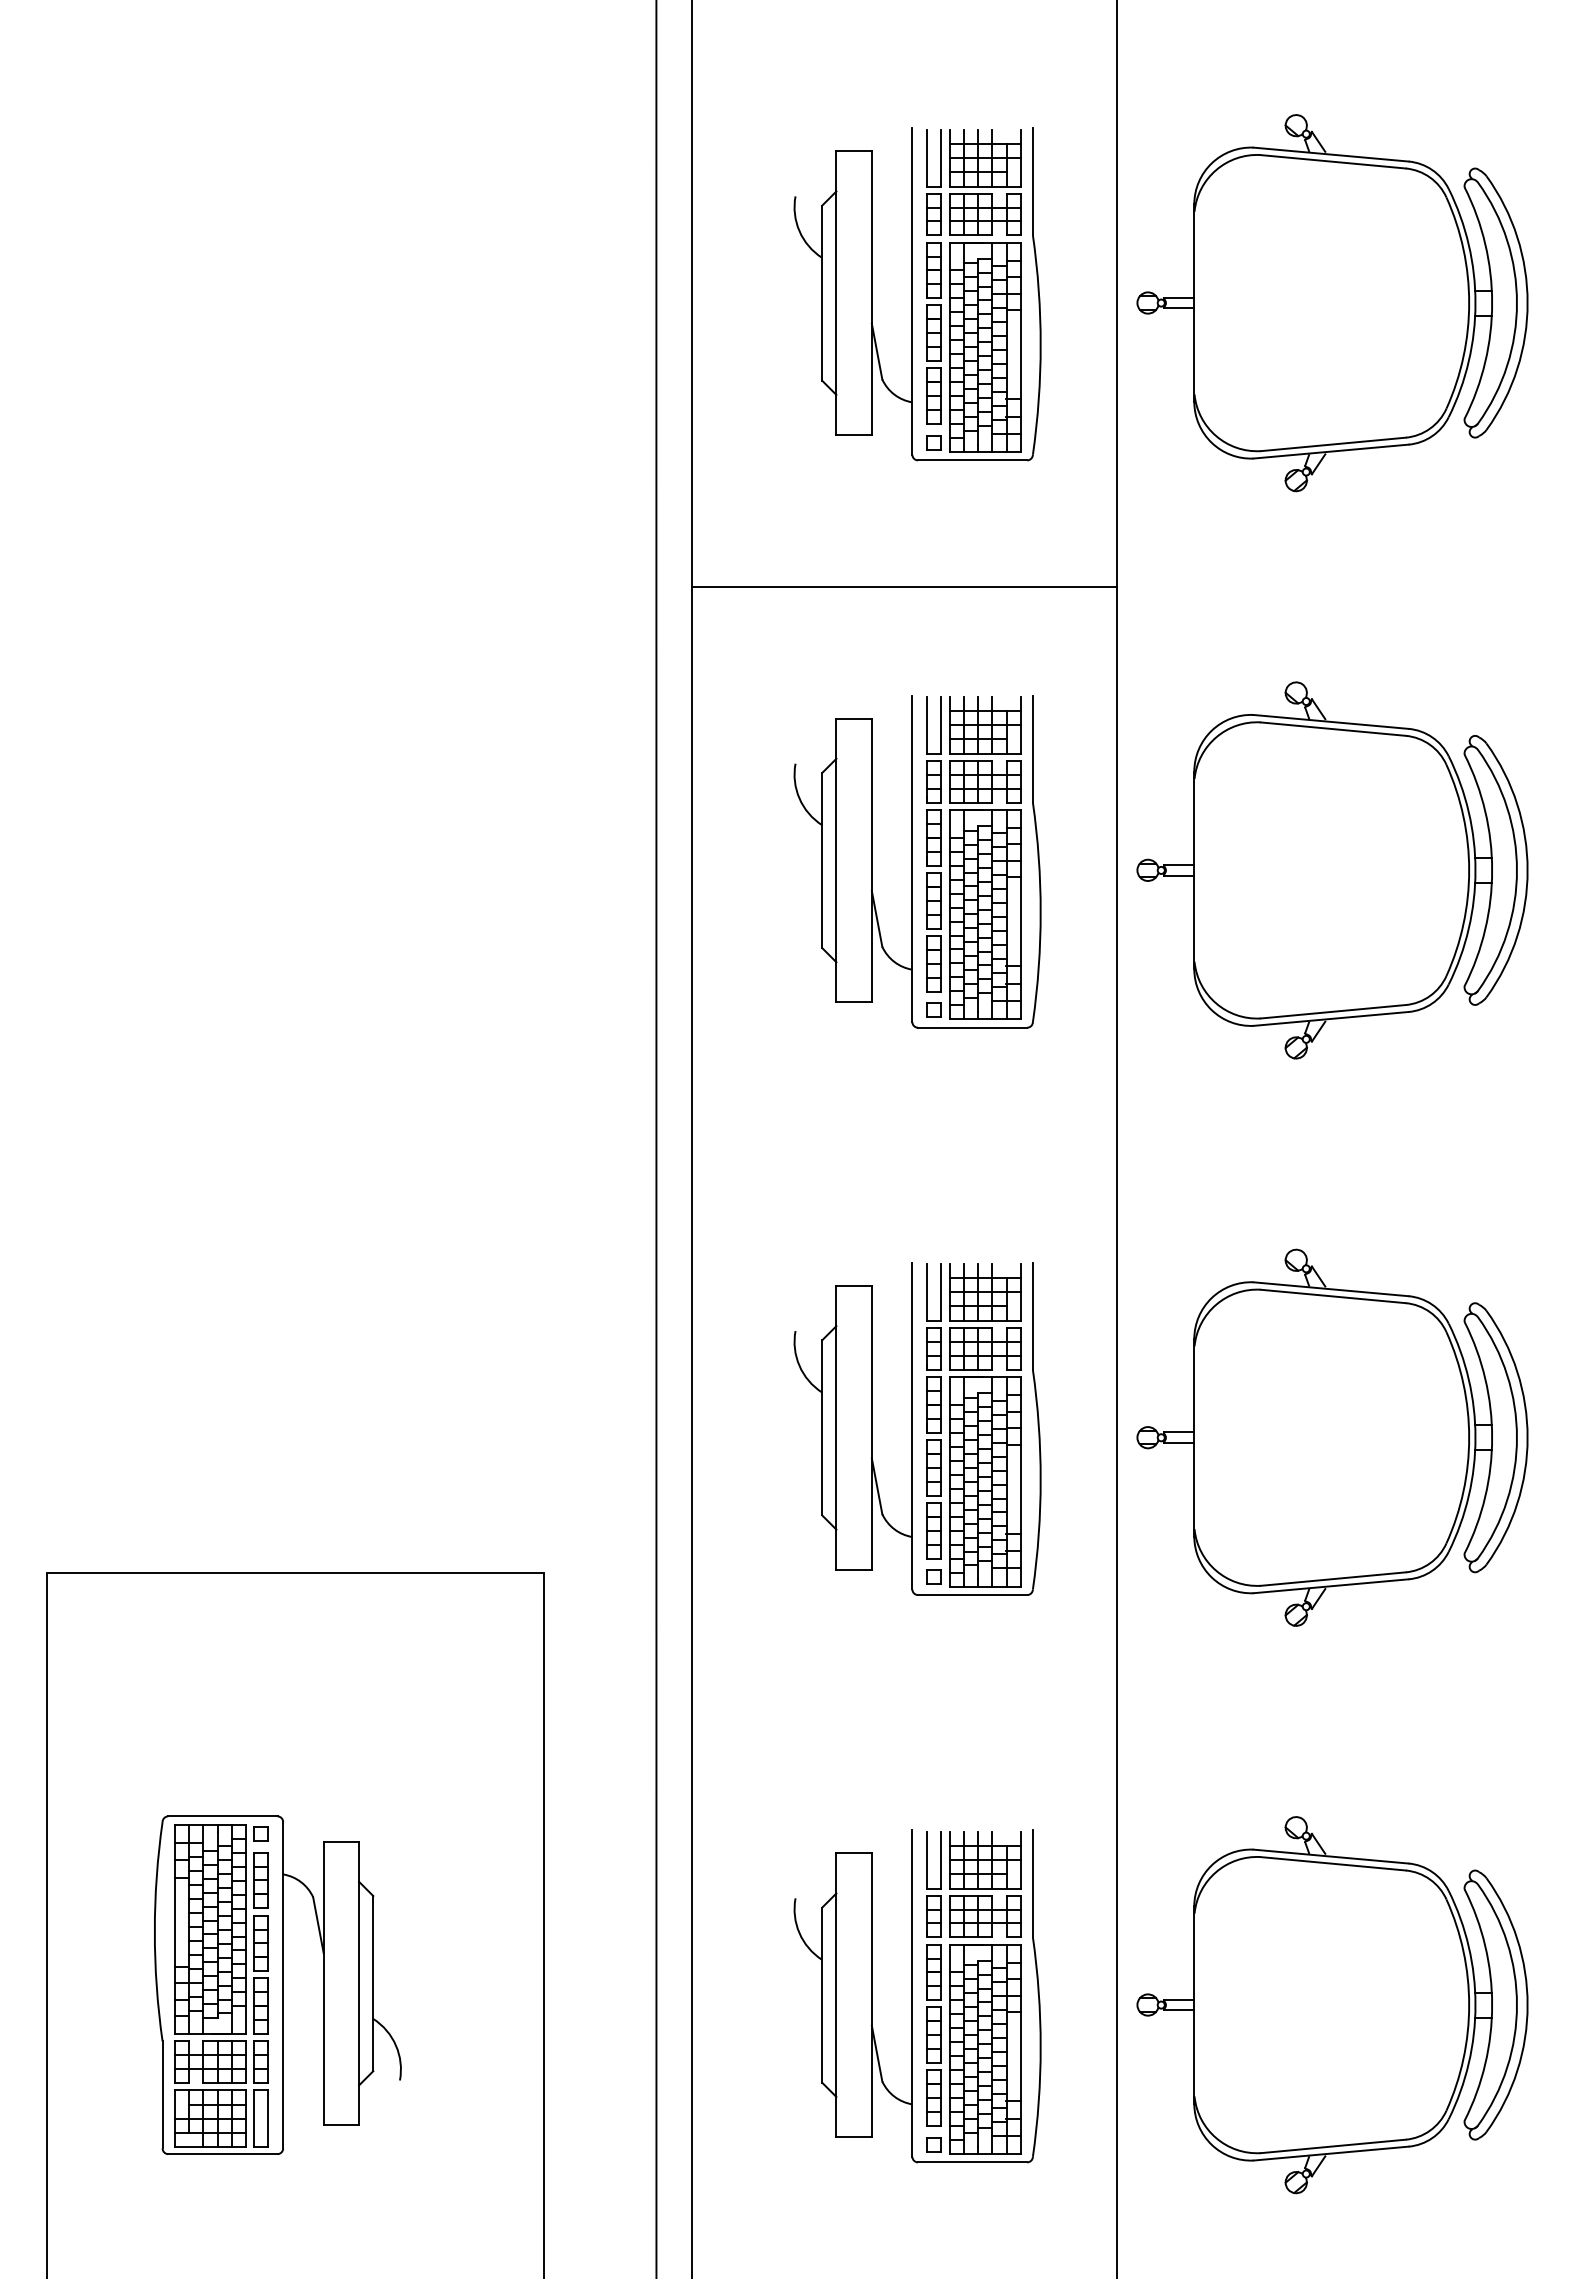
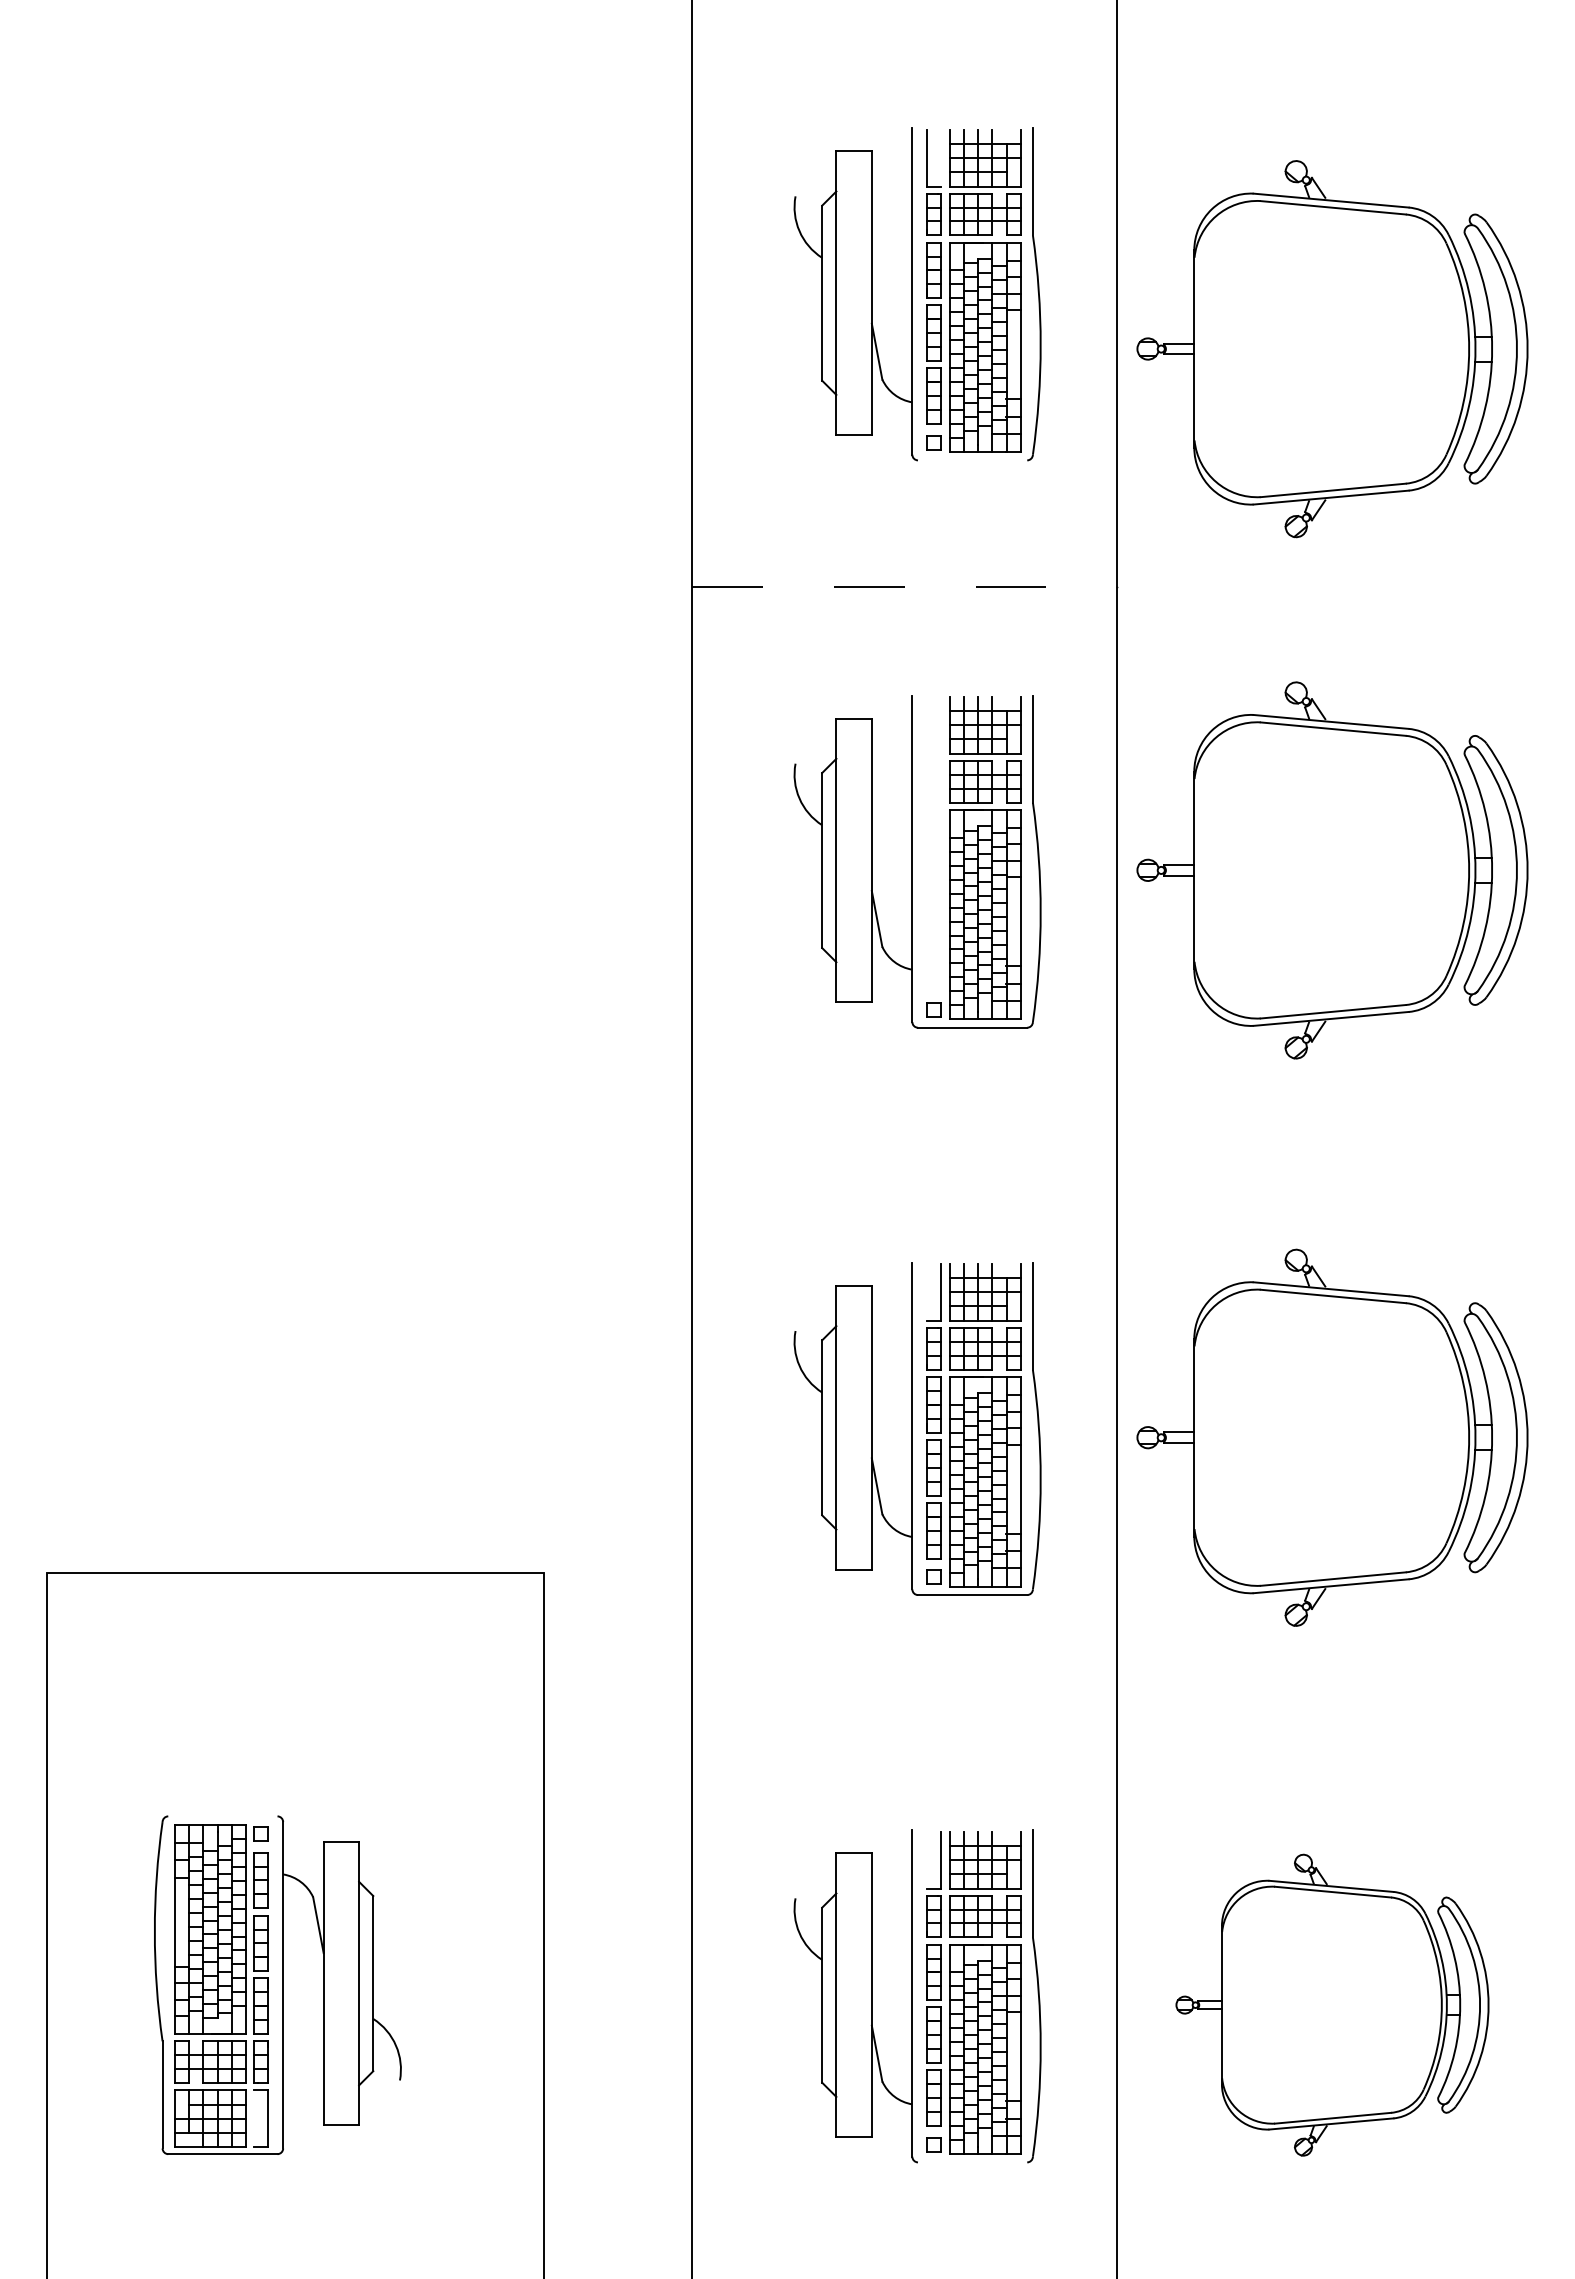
line: present -> none (941, 157)
part position: (1332, 303) -> (1332, 349) (1332, 349)
line: present -> none (972, 460)
line: solid -> dashed (904, 586)
part: present -> none (933, 844)
line: present -> none (656, 1138)
line: present -> none (927, 1292)
line: present -> none (222, 1816)
line: present -> none (927, 1859)
part size: 393x379 px -> 315x304 px (1332, 2004)
line: present -> none (254, 2118)
line: present -> none (972, 2162)
